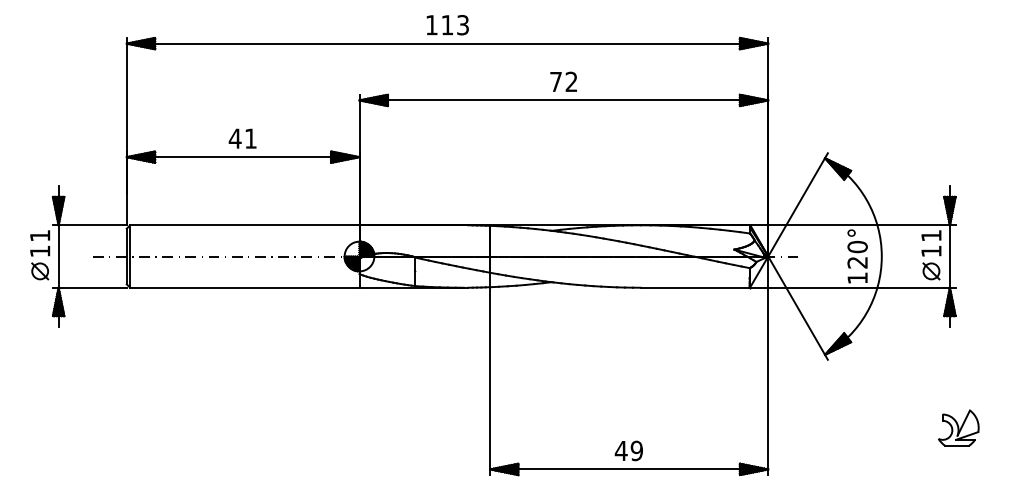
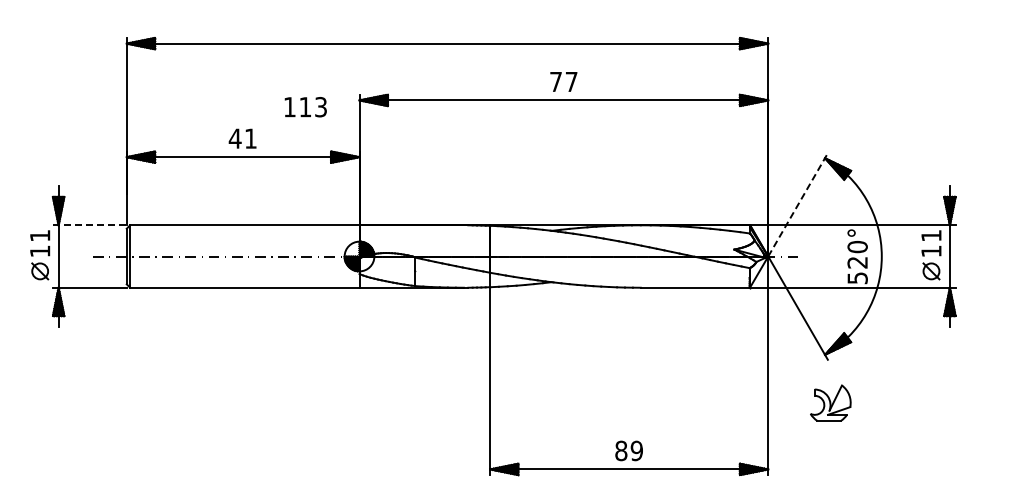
text position: (447, 25) -> (305, 107) (305, 107)
text: 72 -> 77 (571, 81)
line: solid -> dashed (798, 204)
line: solid -> dashed (89, 225)
text: 120° -> 520° (857, 278)
part position: (958, 427) -> (830, 402) (830, 402)
text: 49 -> 89 (620, 450)
